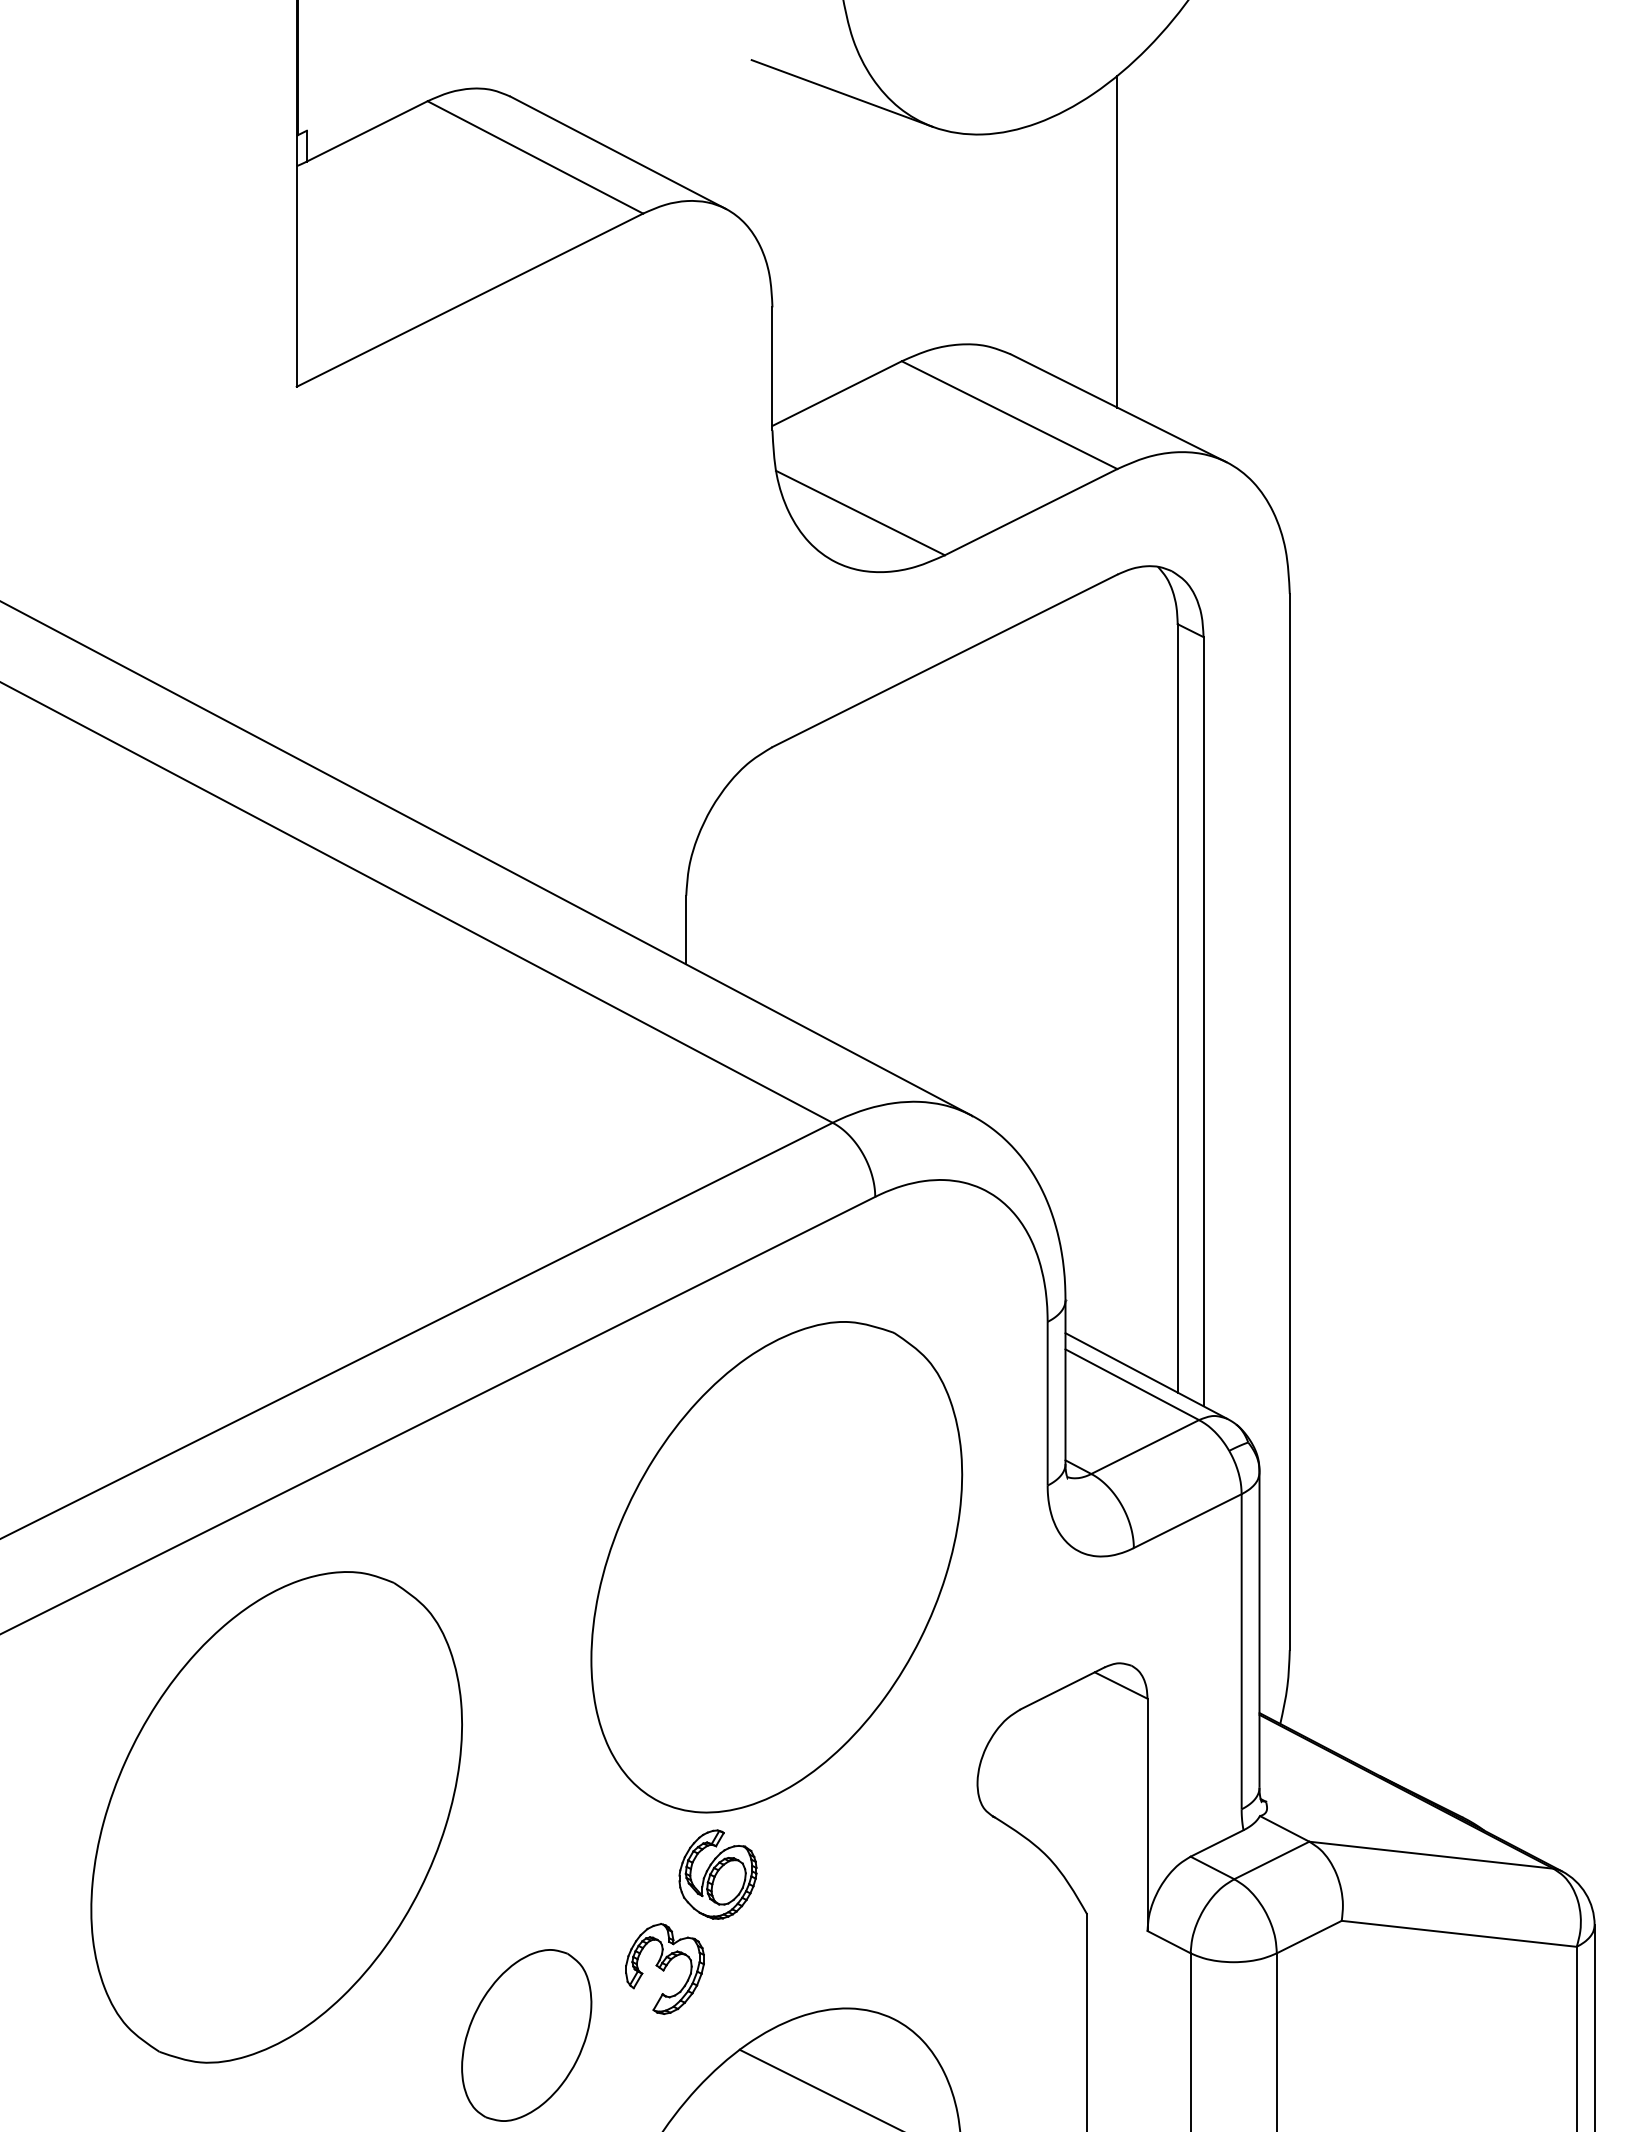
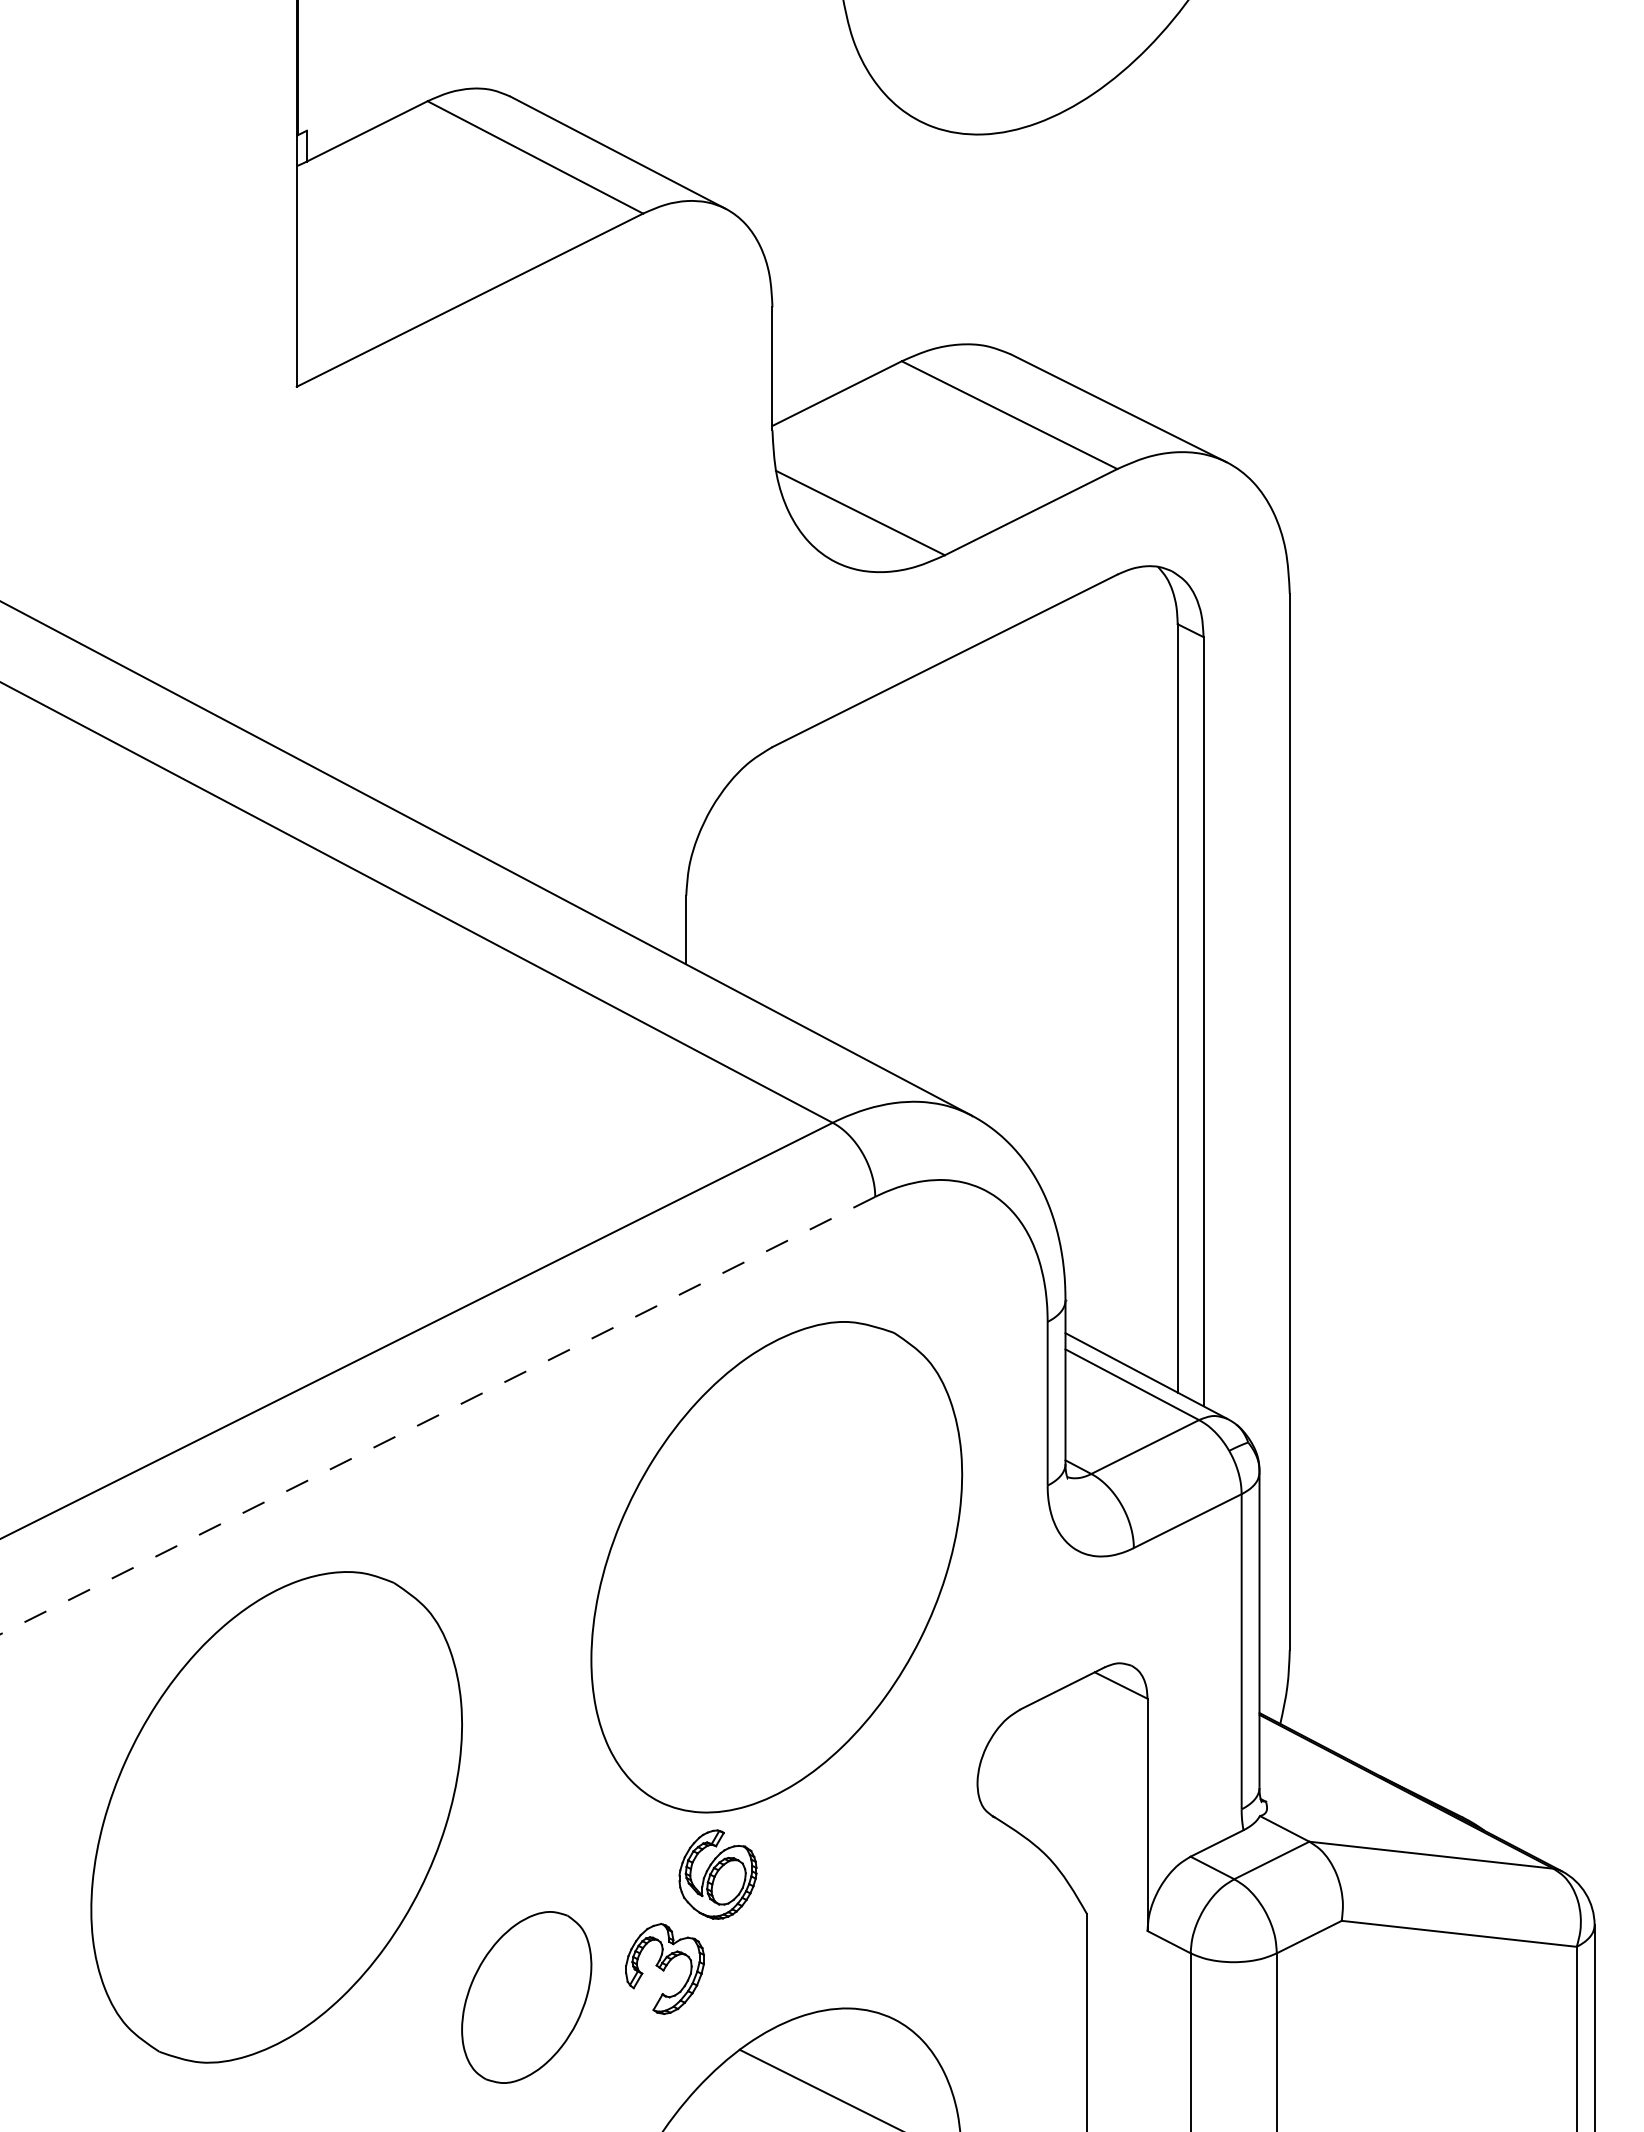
line: present -> none (841, 93)
line: present -> none (1117, 241)
line: solid -> dashed (437, 1415)
part position: (526, 2035) -> (526, 1997) (526, 1997)
